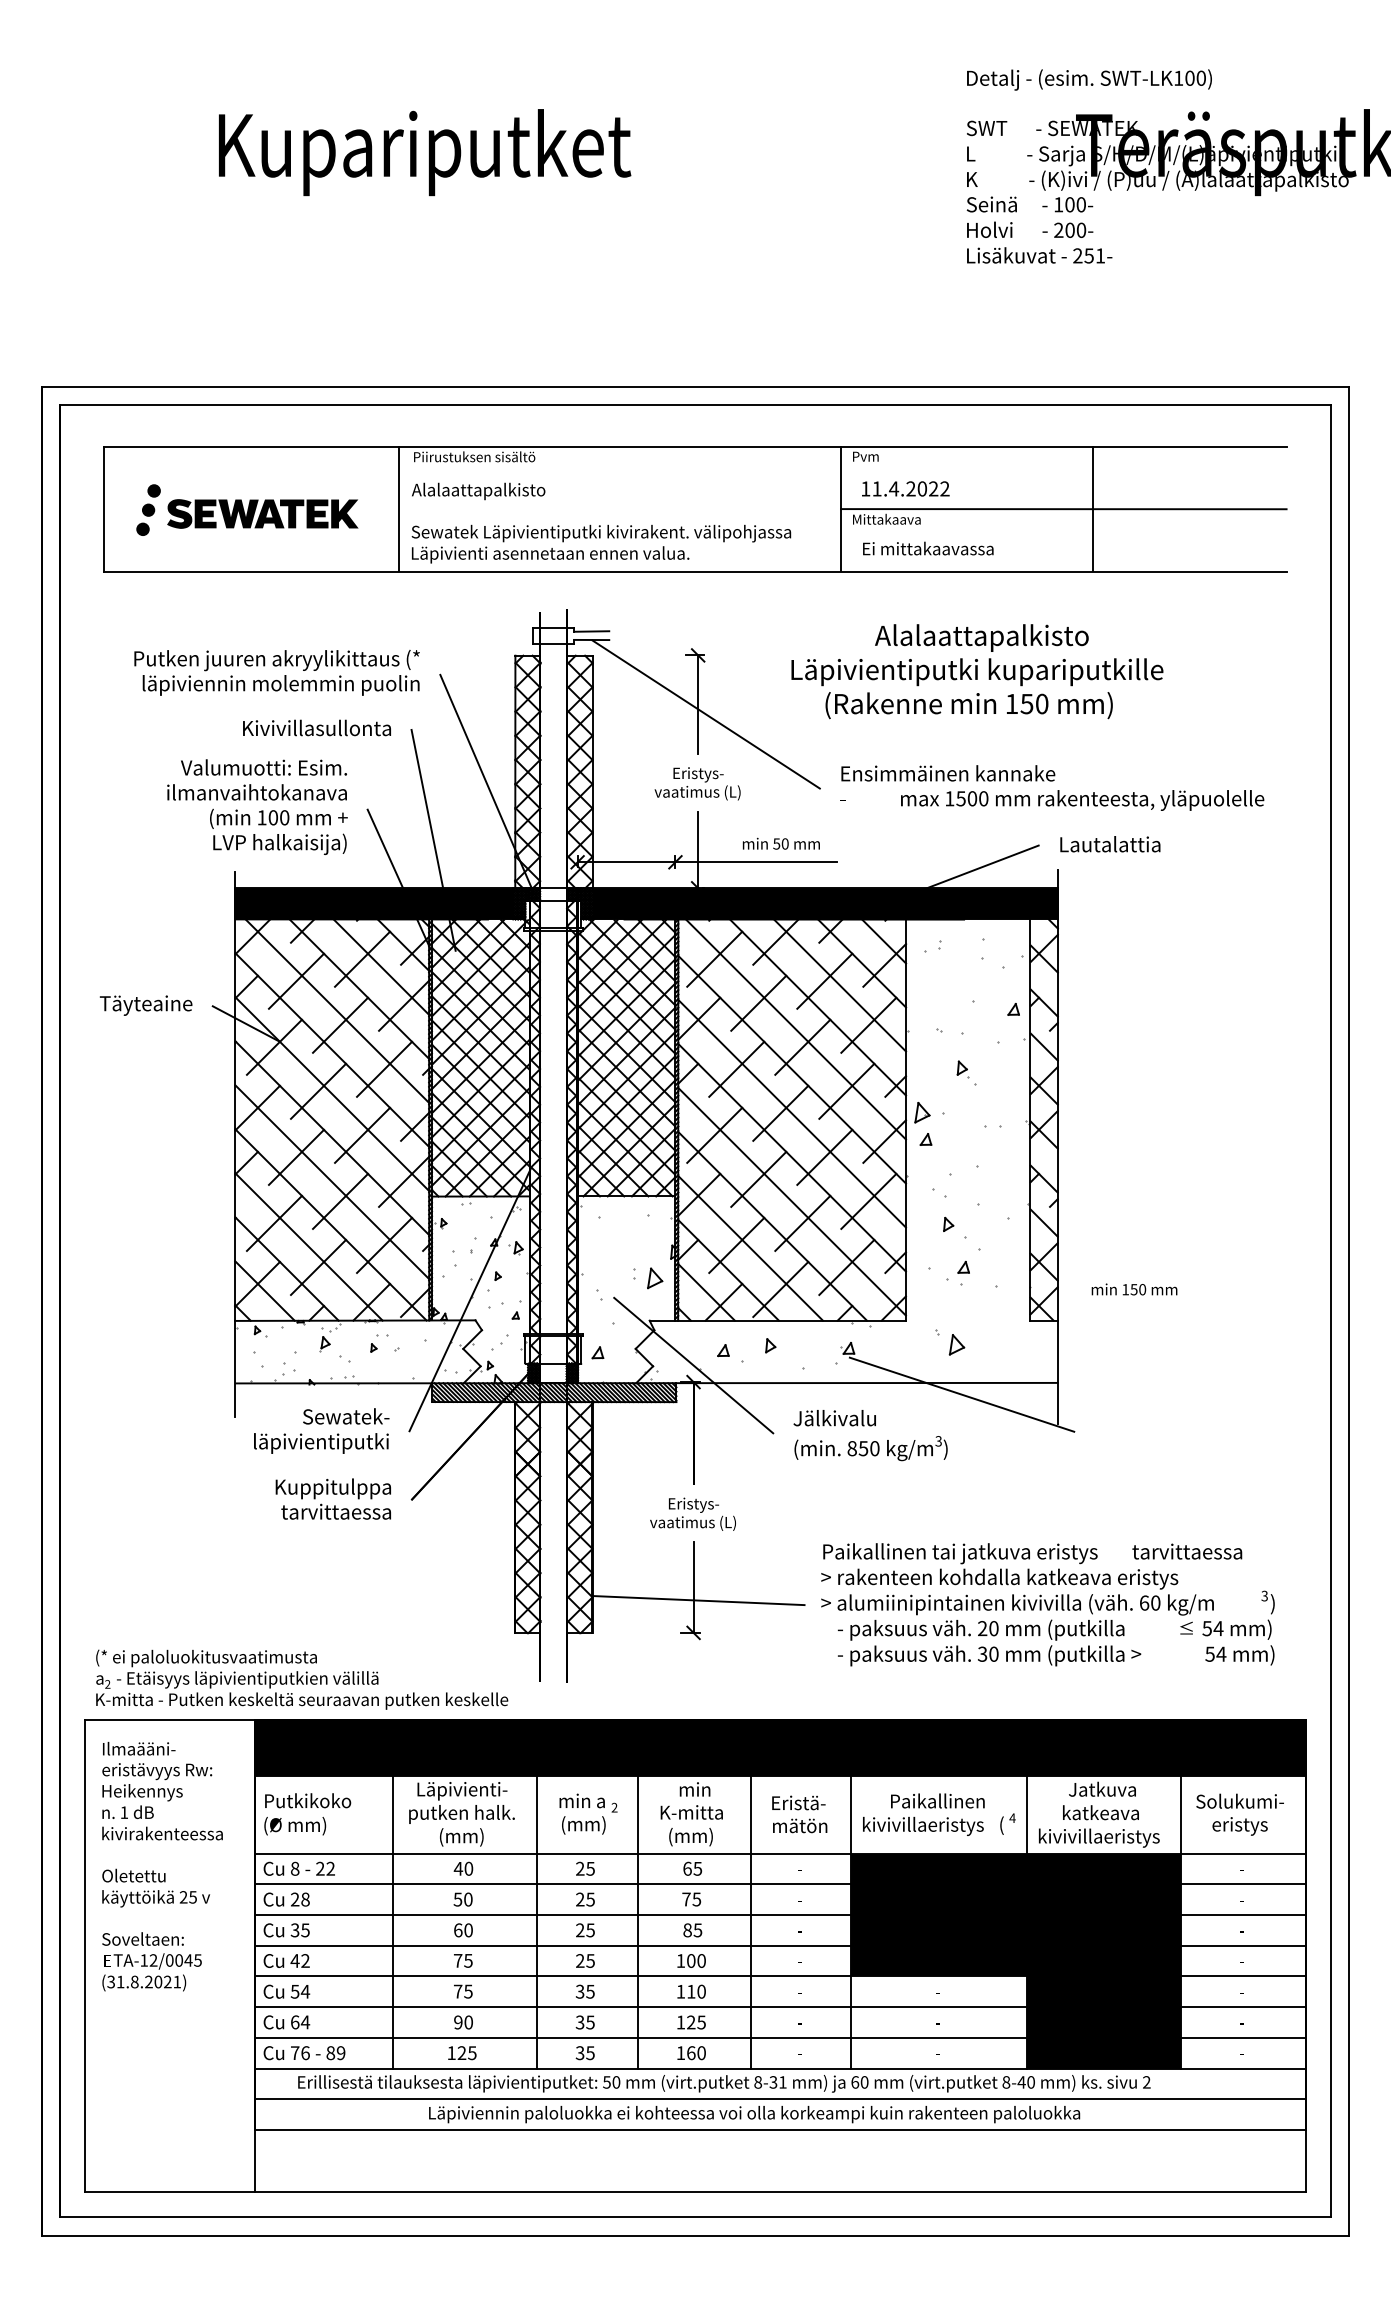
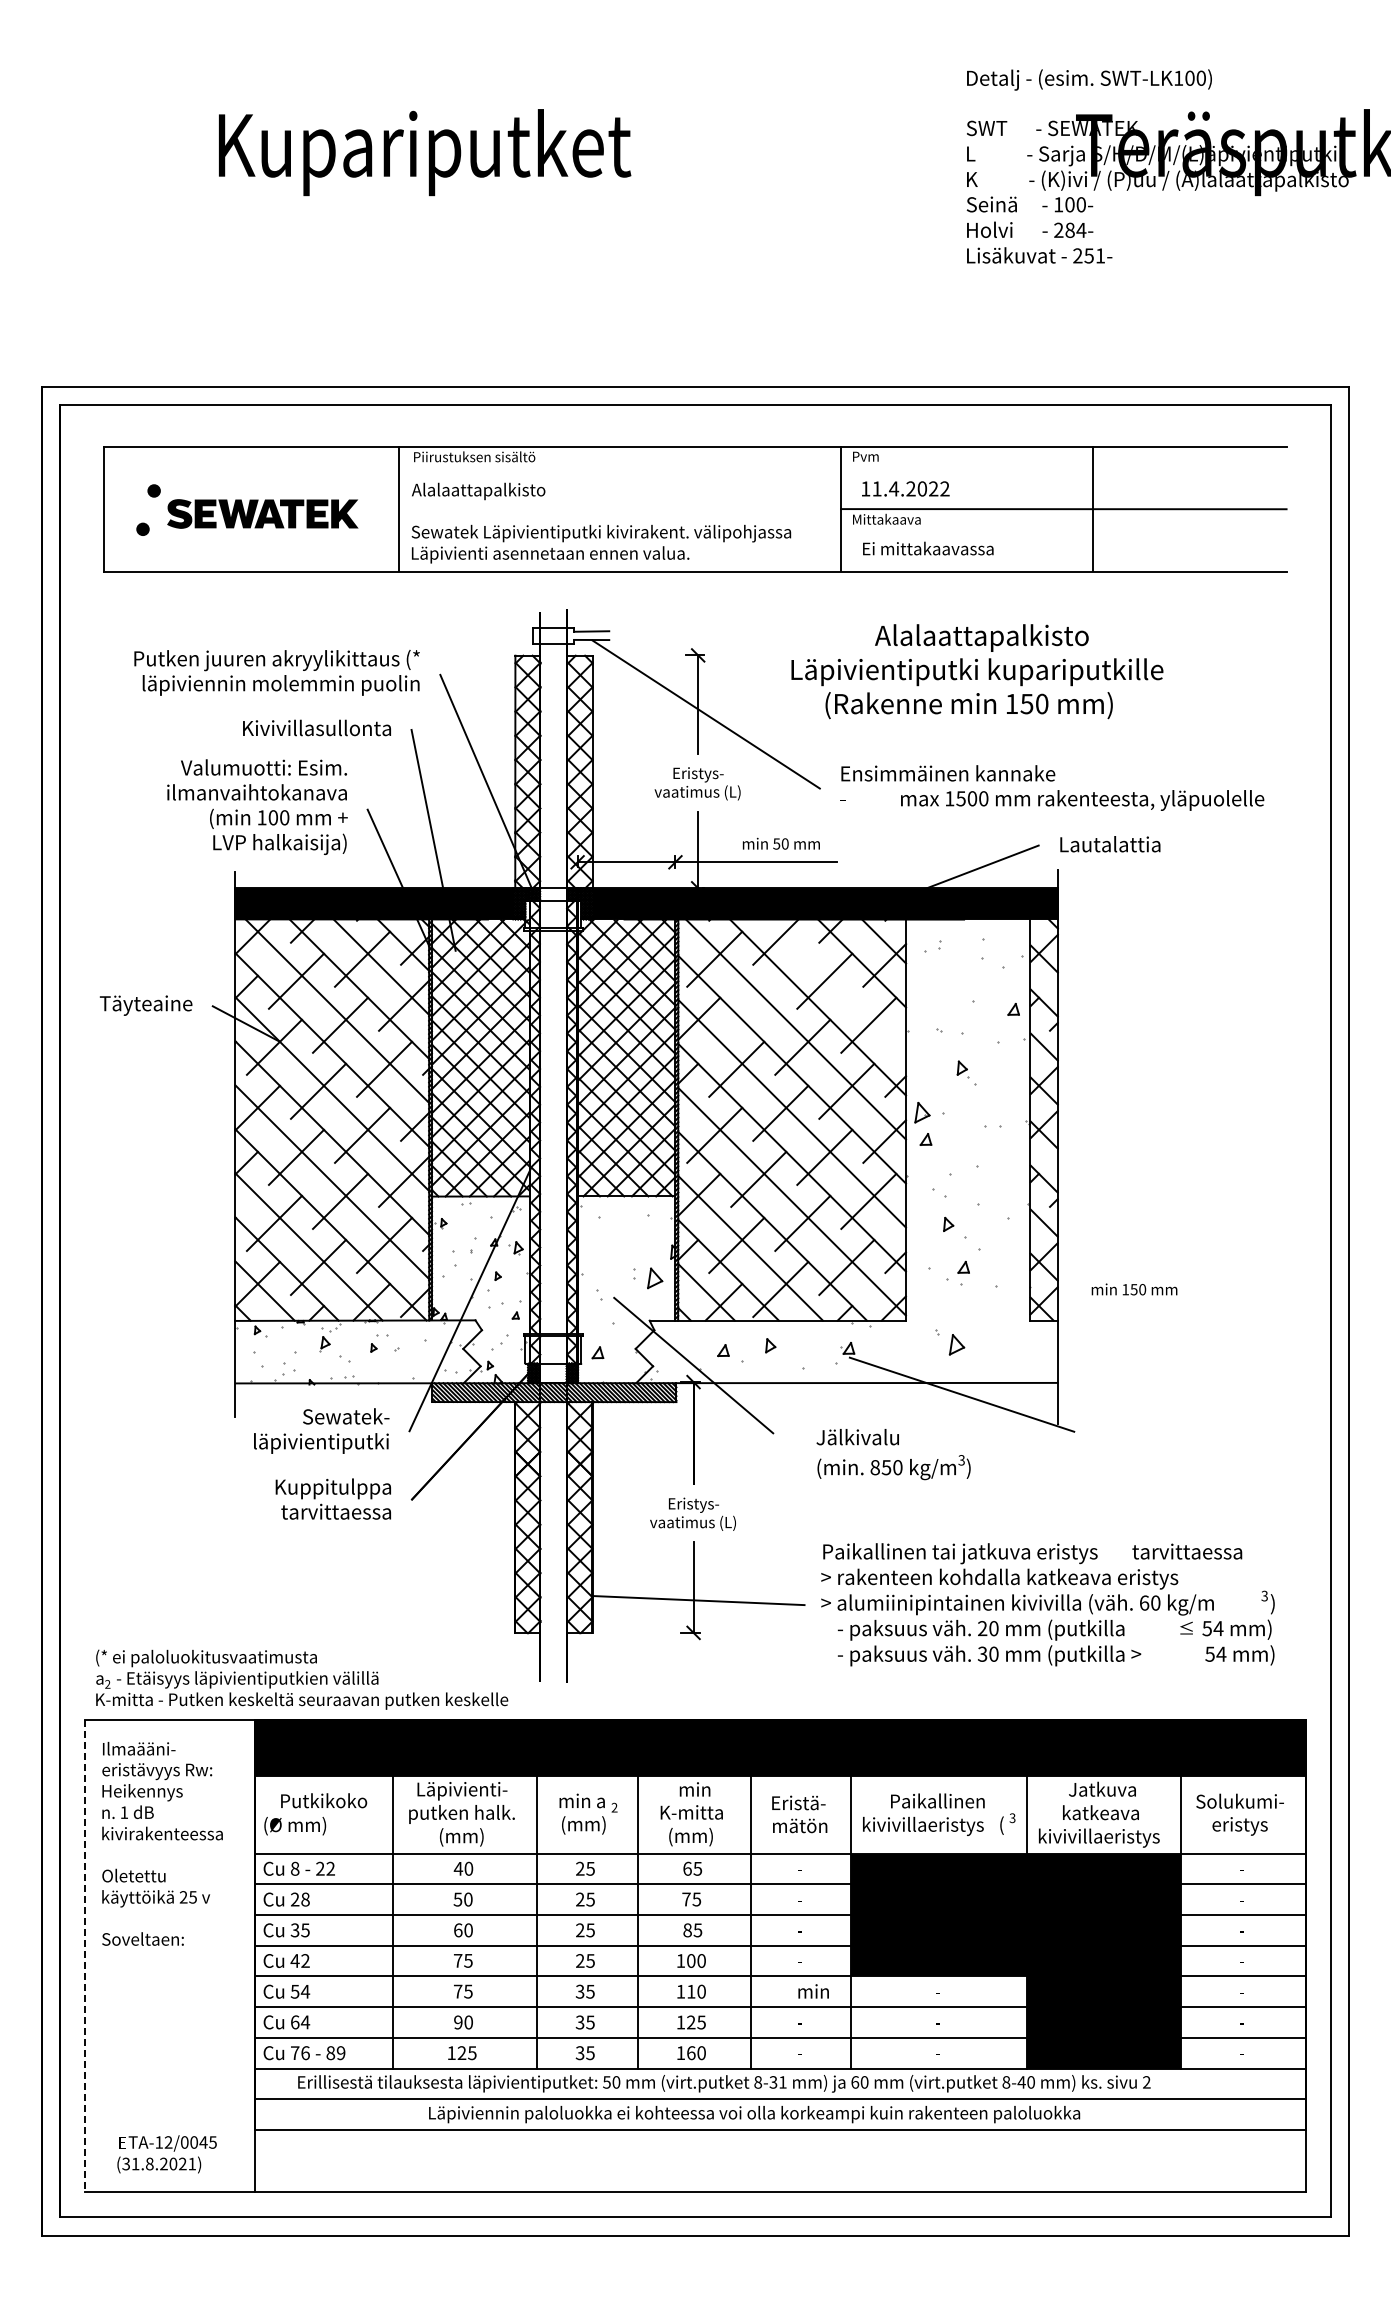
text: 200- -> 284- (1075, 229)
fill: present -> none (148, 509)
line: present -> none (840, 985)
line: present -> none (758, 1002)
text position: (870, 1435) -> (893, 1454) (893, 1454)
text position: (308, 1800) -> (324, 1800) (324, 1800)
text: 4 -> 3 (1012, 1818)
line: solid -> dashed (85, 1956)
text position: (151, 1972) -> (166, 2154) (166, 2154)
text: - -> min (813, 1991)
